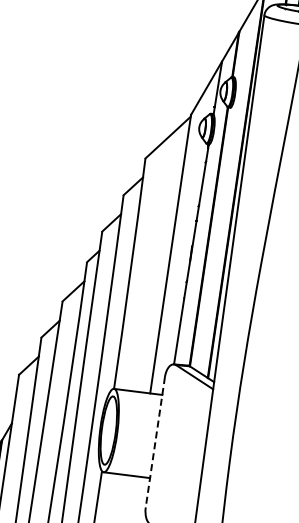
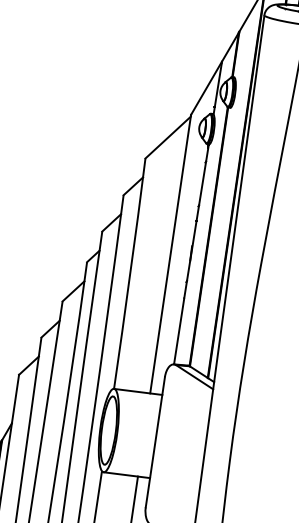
line: dashed -> solid (155, 442)
line: none -> present (134, 497)
